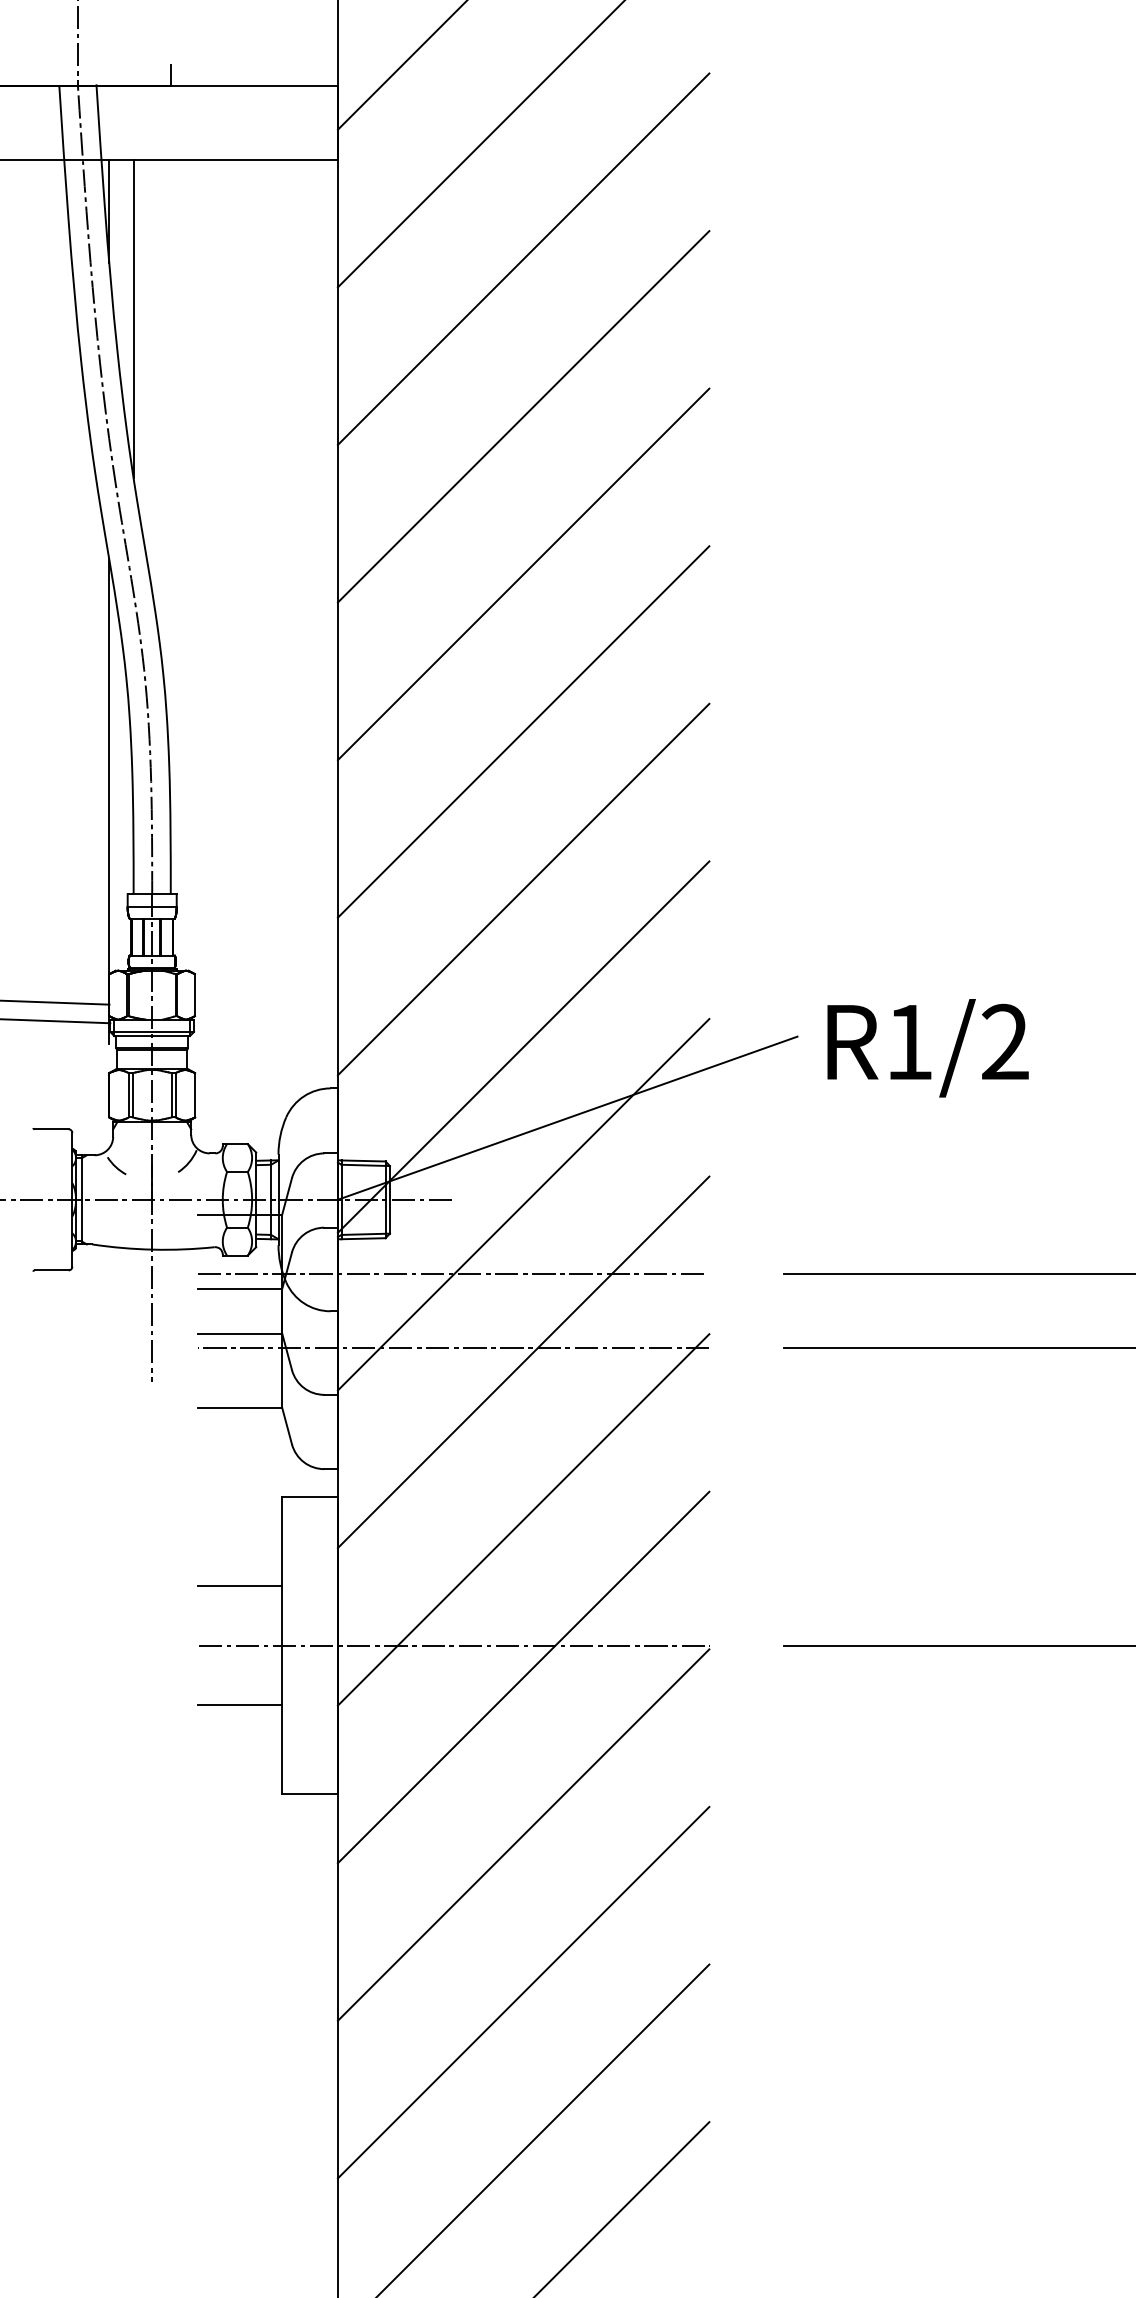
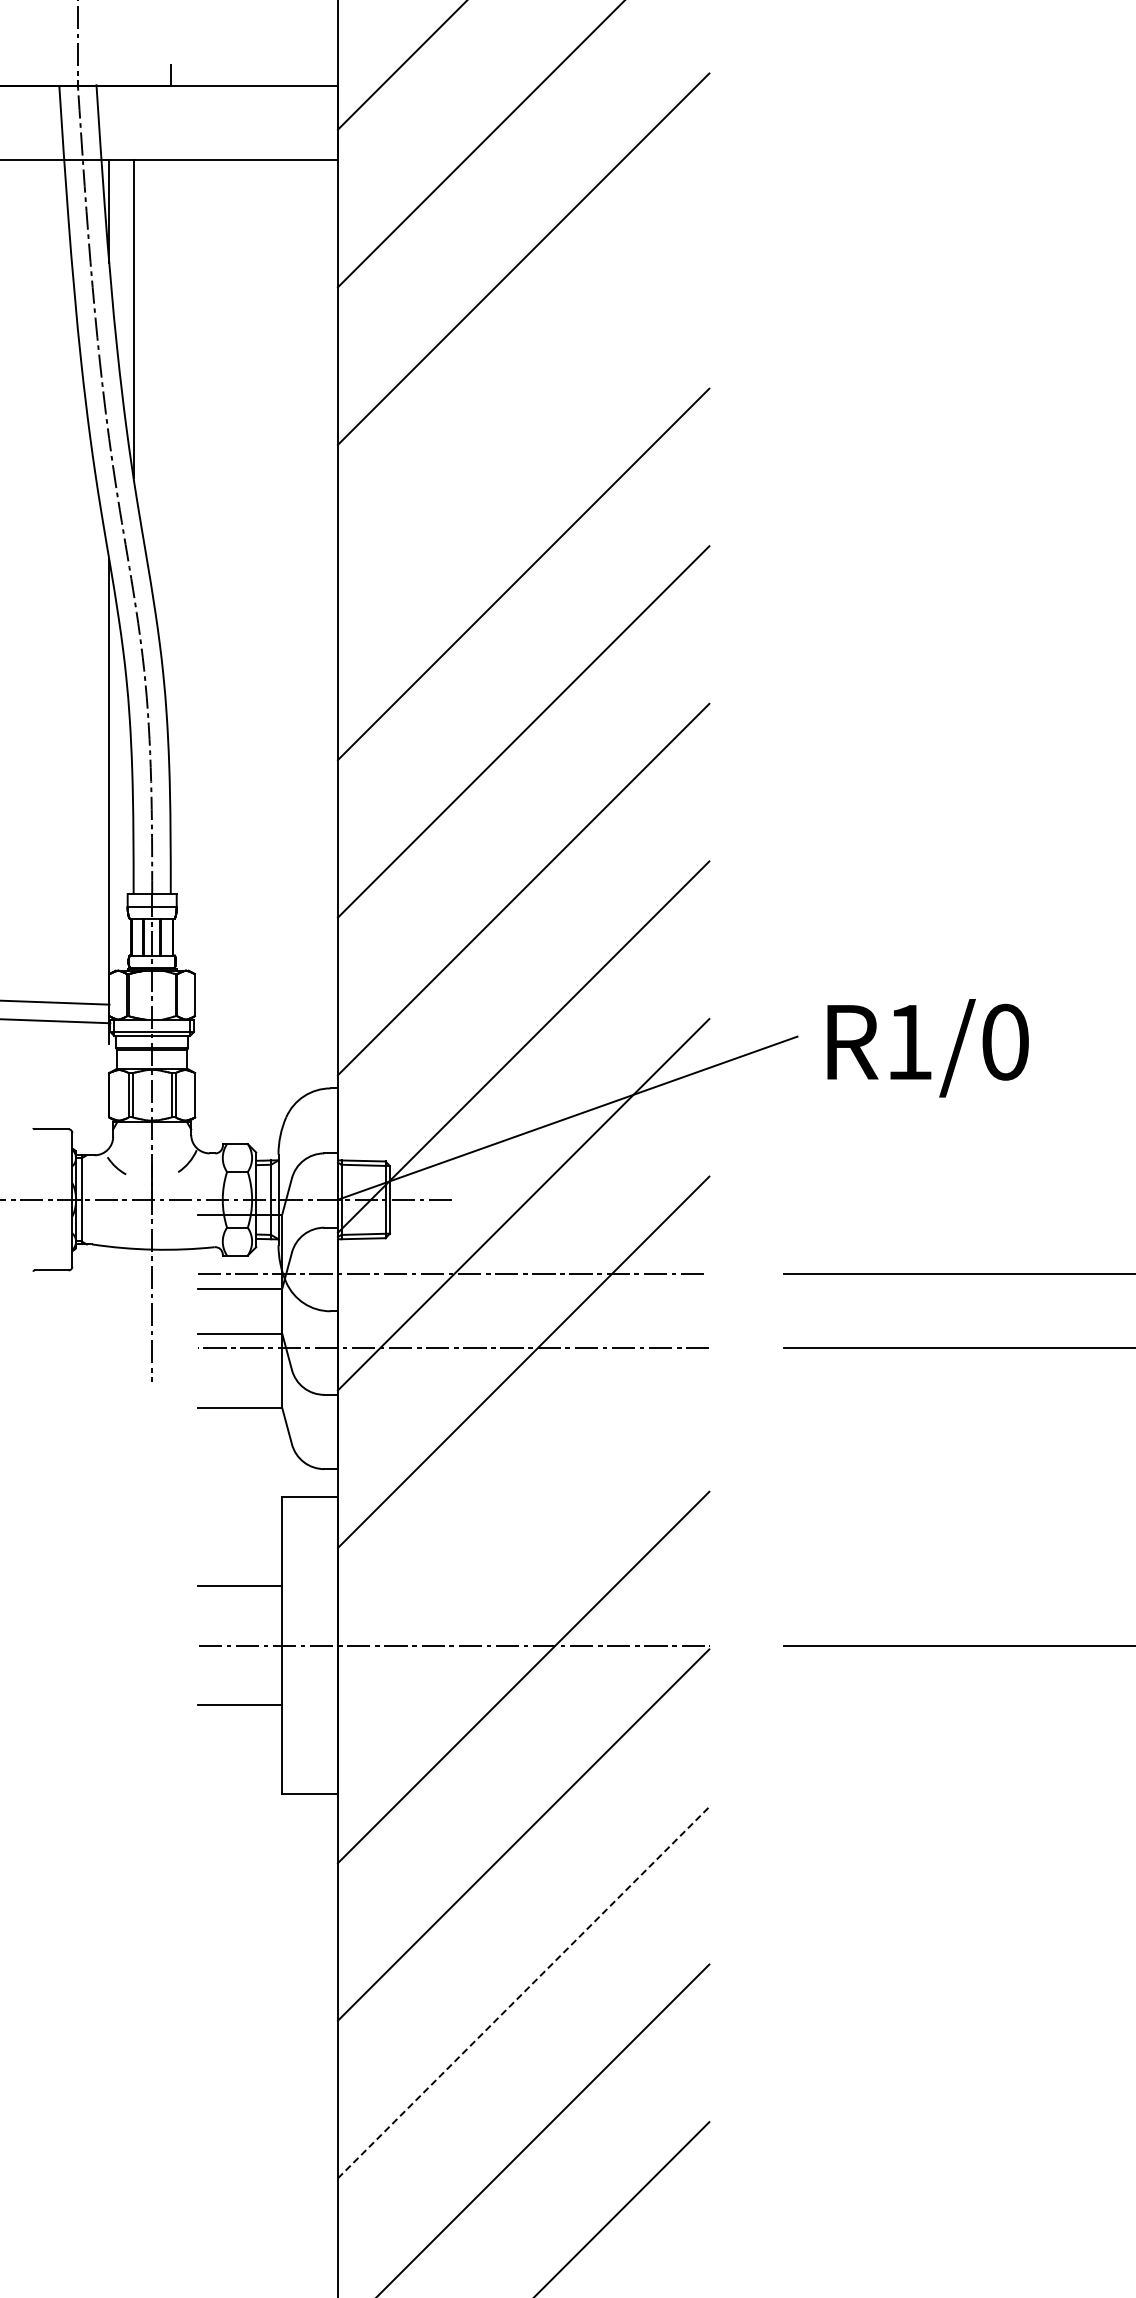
line: present -> none (523, 416)
text: R1/2 -> R1/0 (1004, 1041)
line: present -> none (523, 1519)
line: solid -> dashed (523, 1992)
